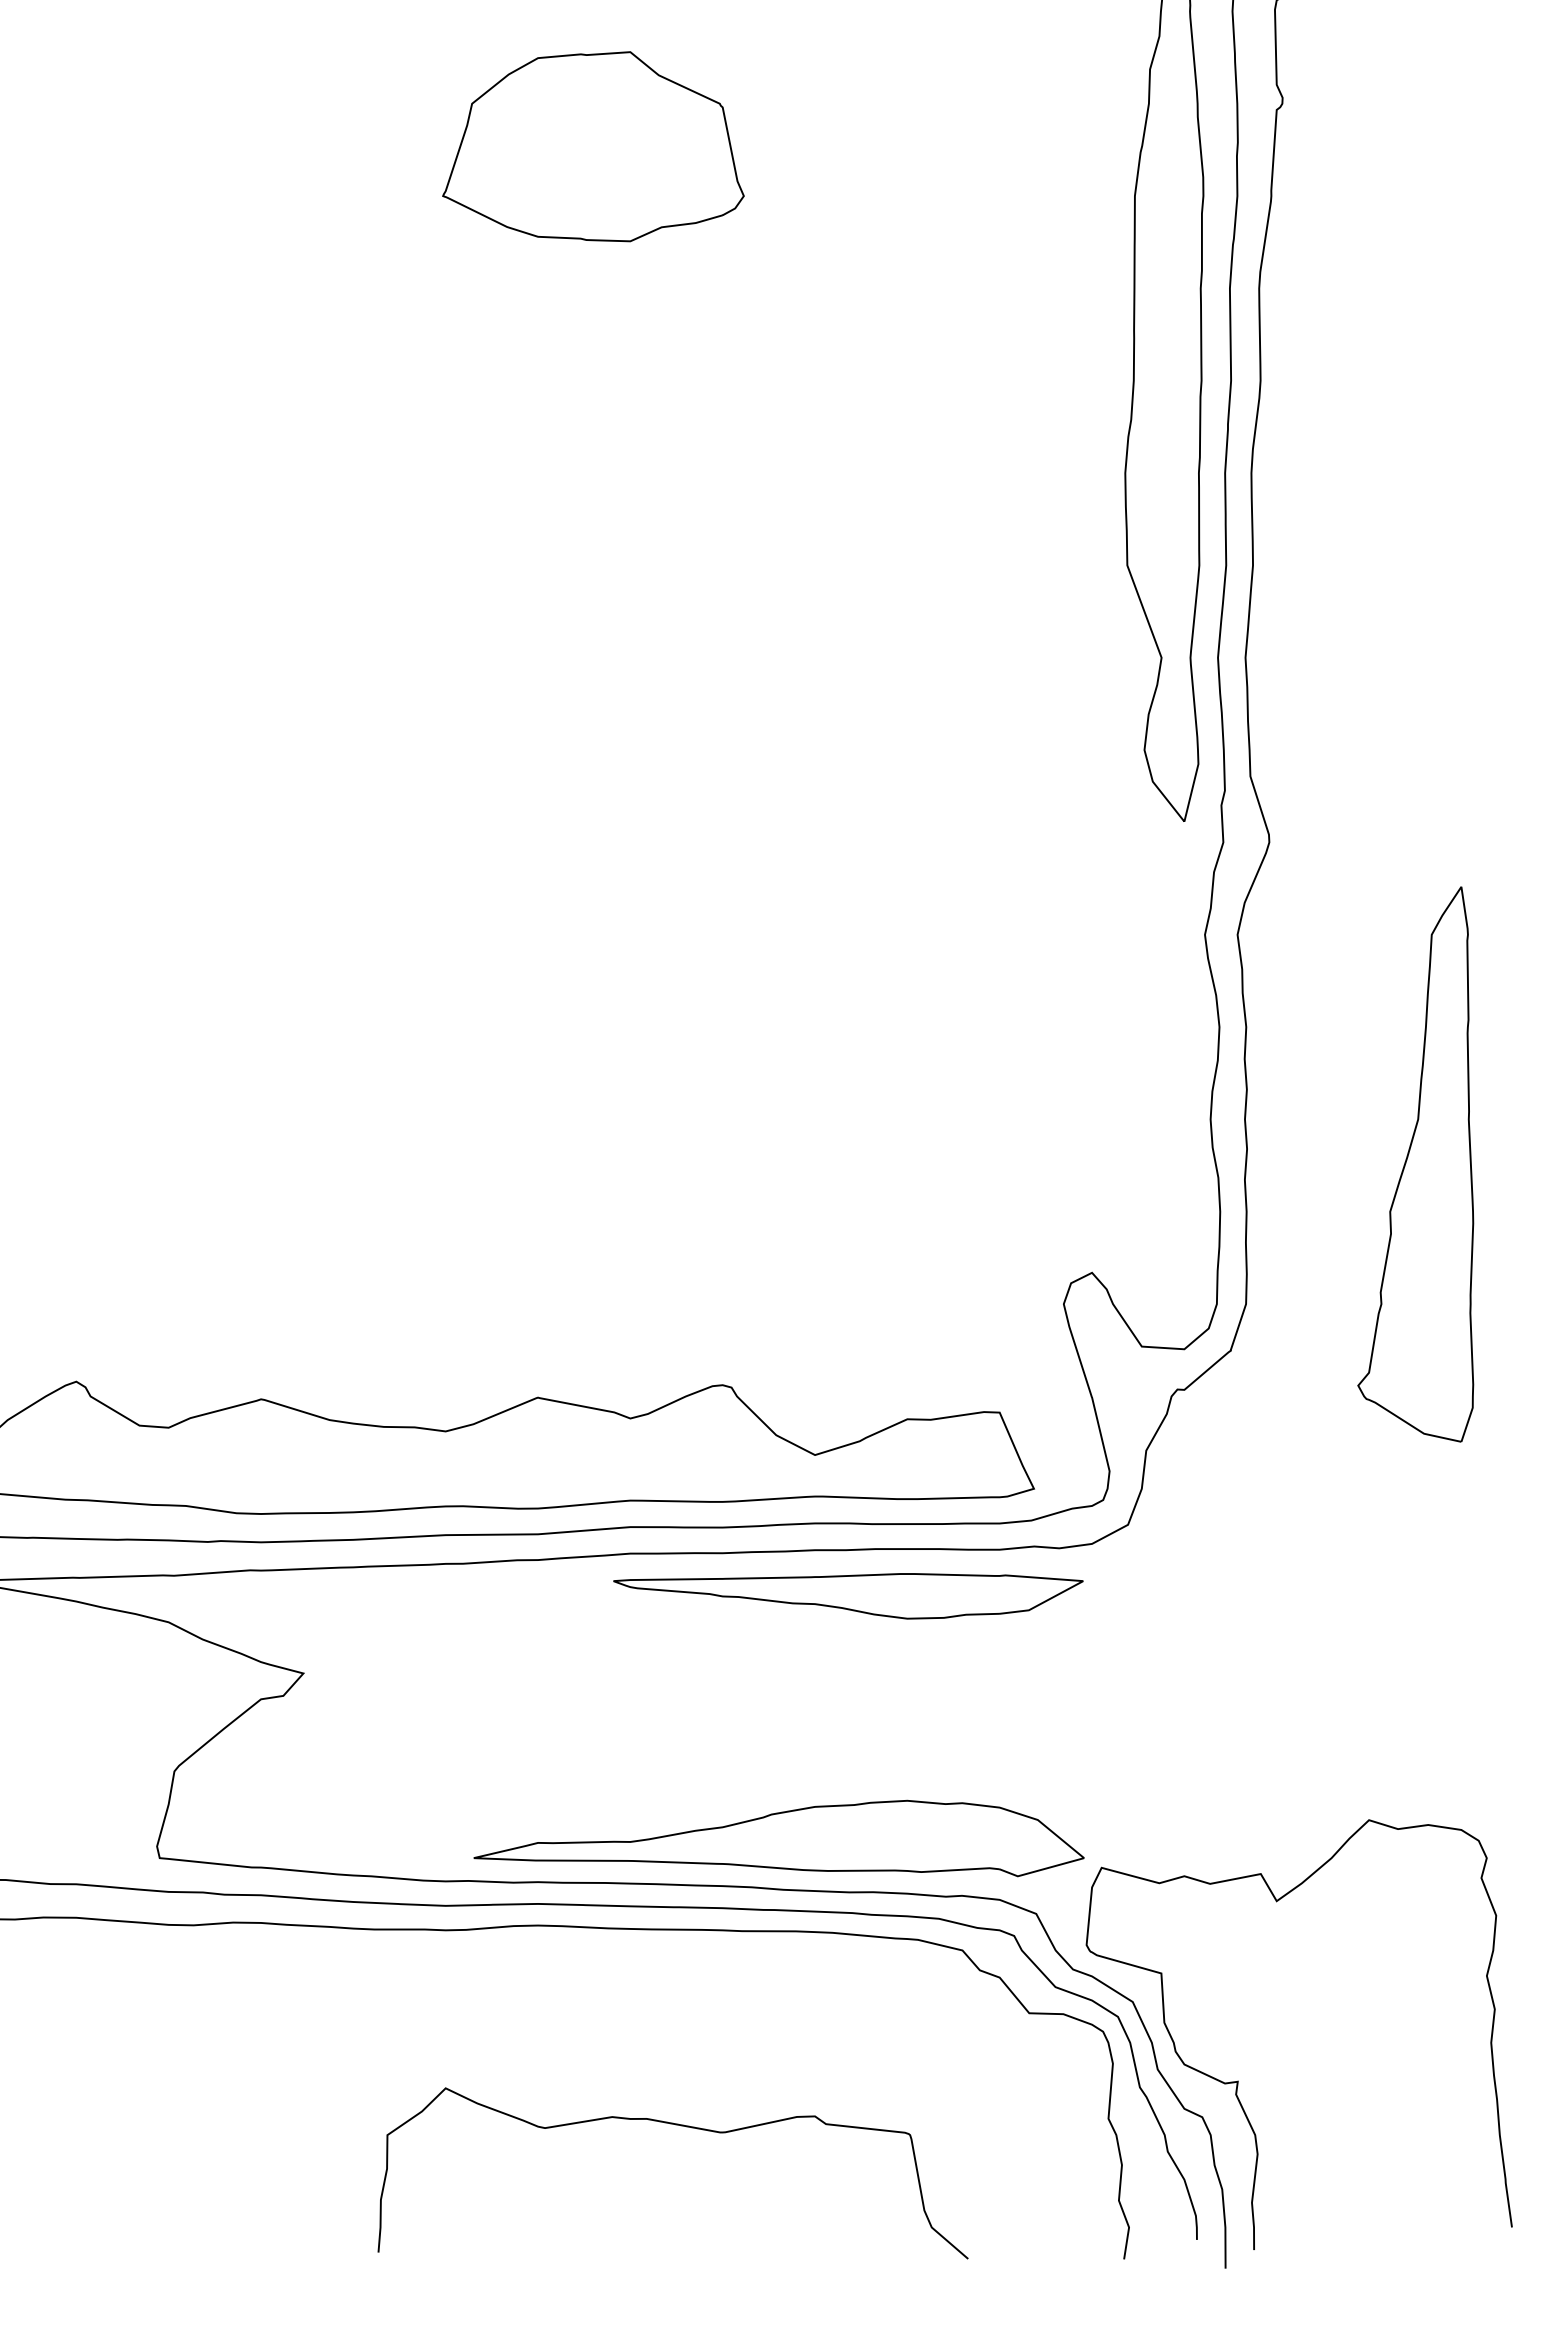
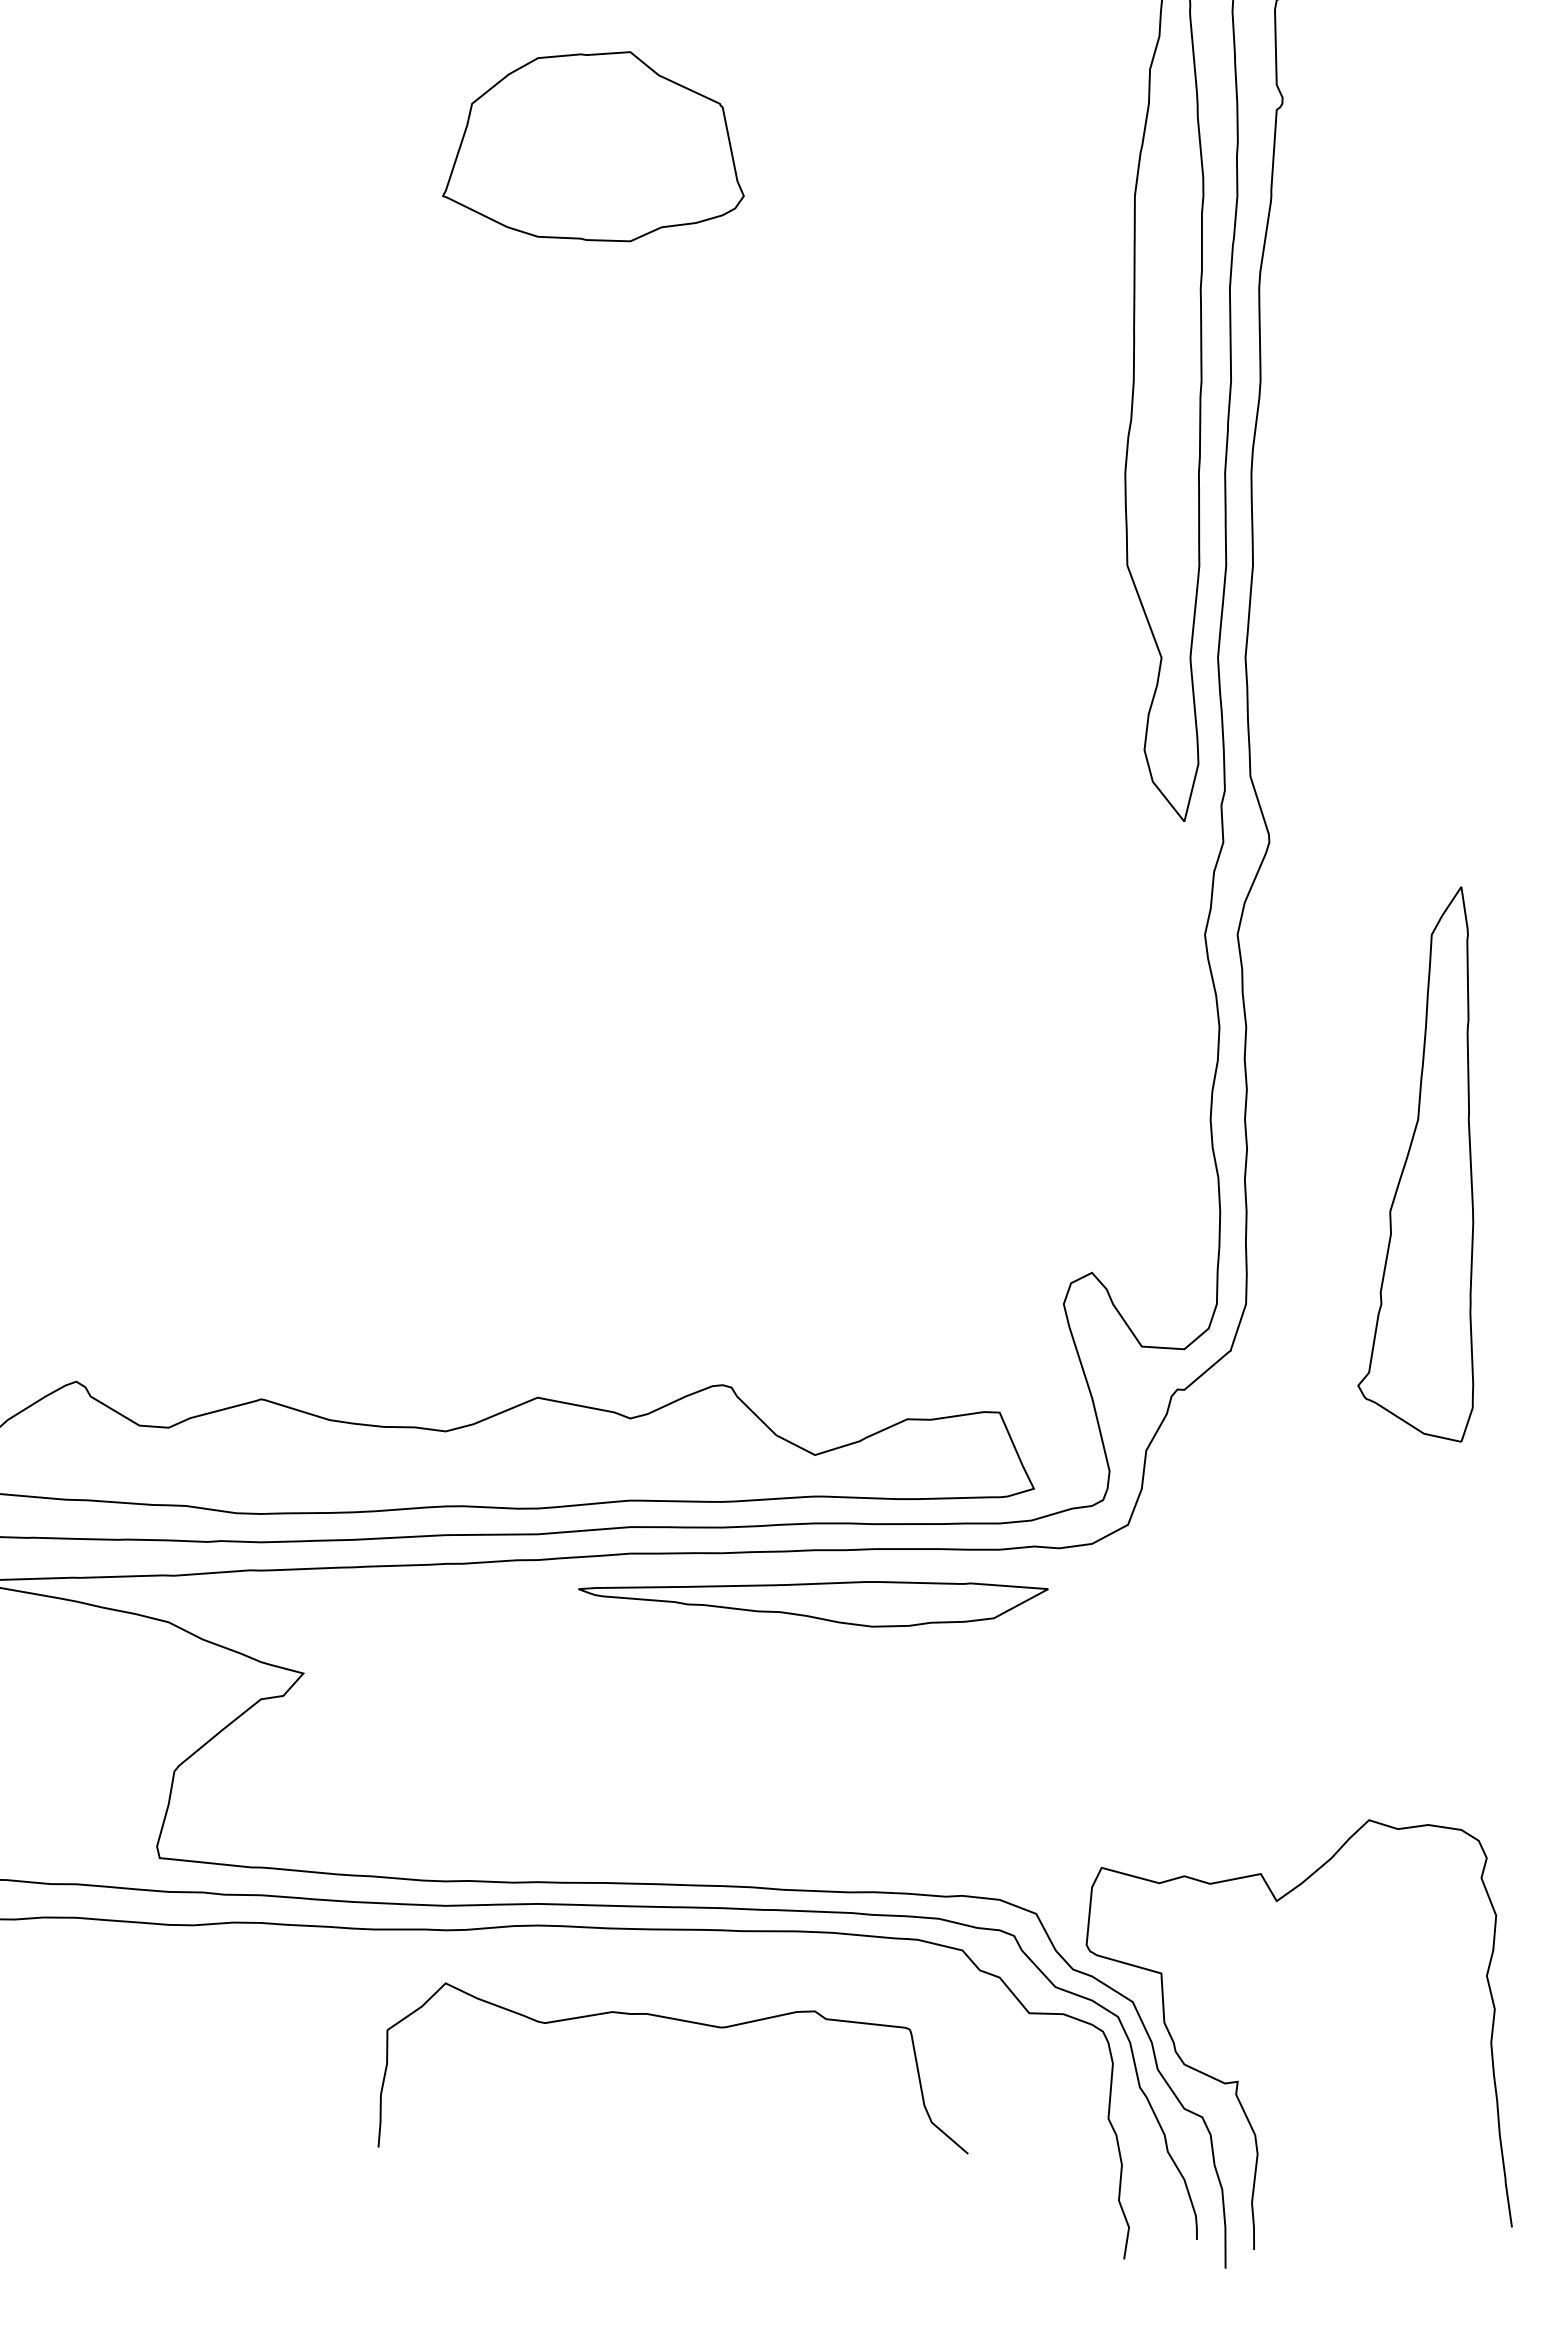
part position: (848, 1596) -> (813, 1604) (813, 1604)
part: present -> none (778, 1838)
curve position: (681, 2126) -> (681, 2021) (681, 2021)
